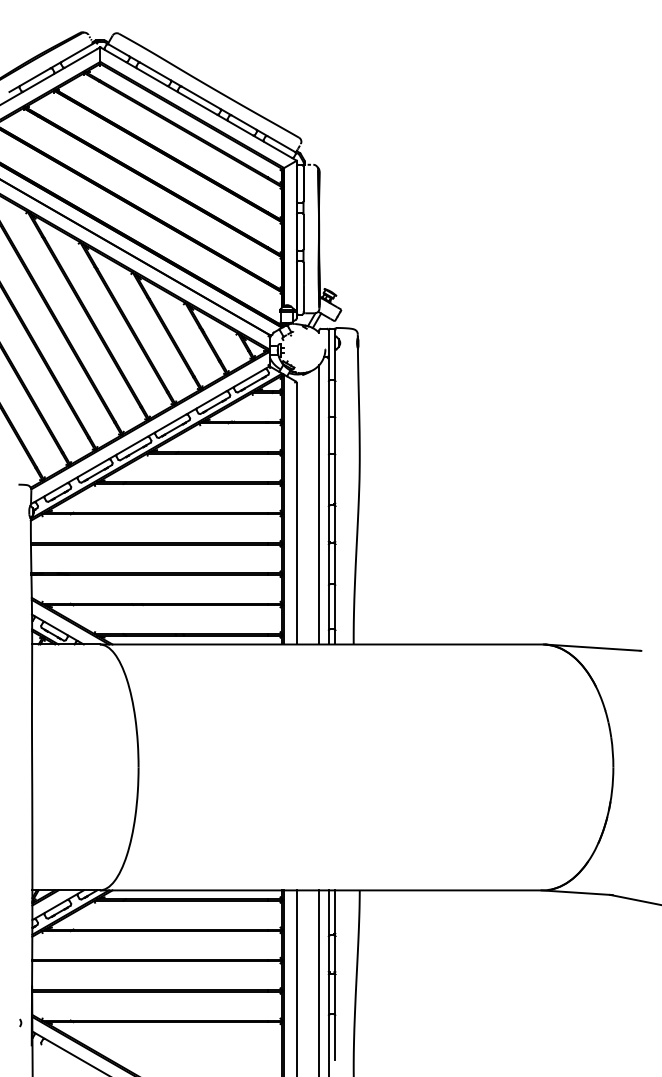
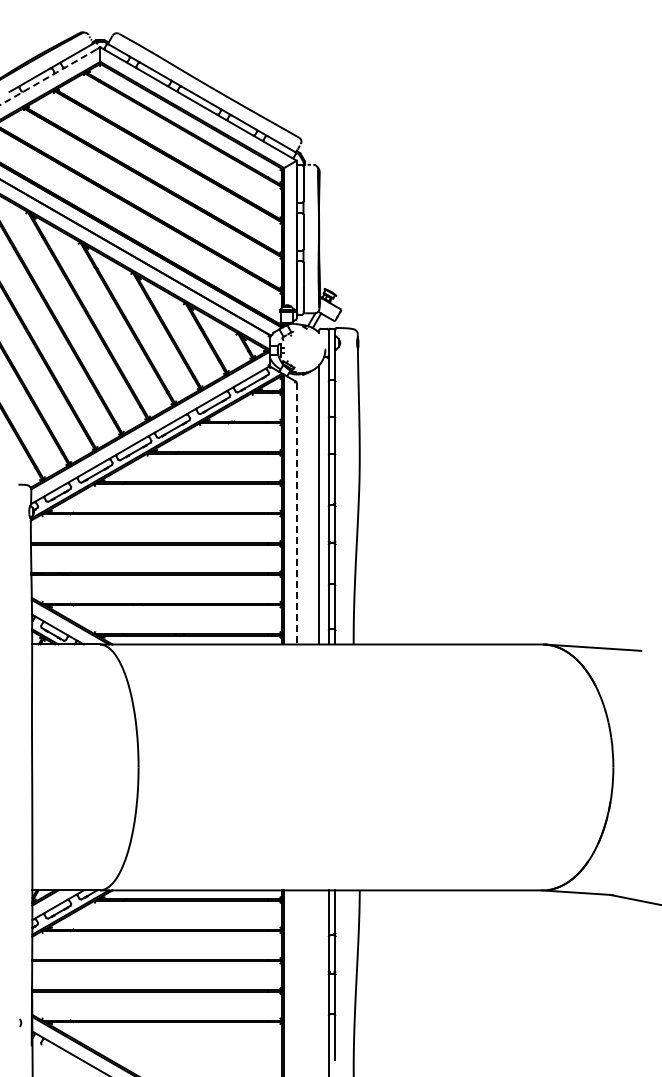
line: solid -> dashed (48, 77)
line: solid -> dashed (296, 513)
line: present -> none (296, 981)
line: present -> none (319, 981)
